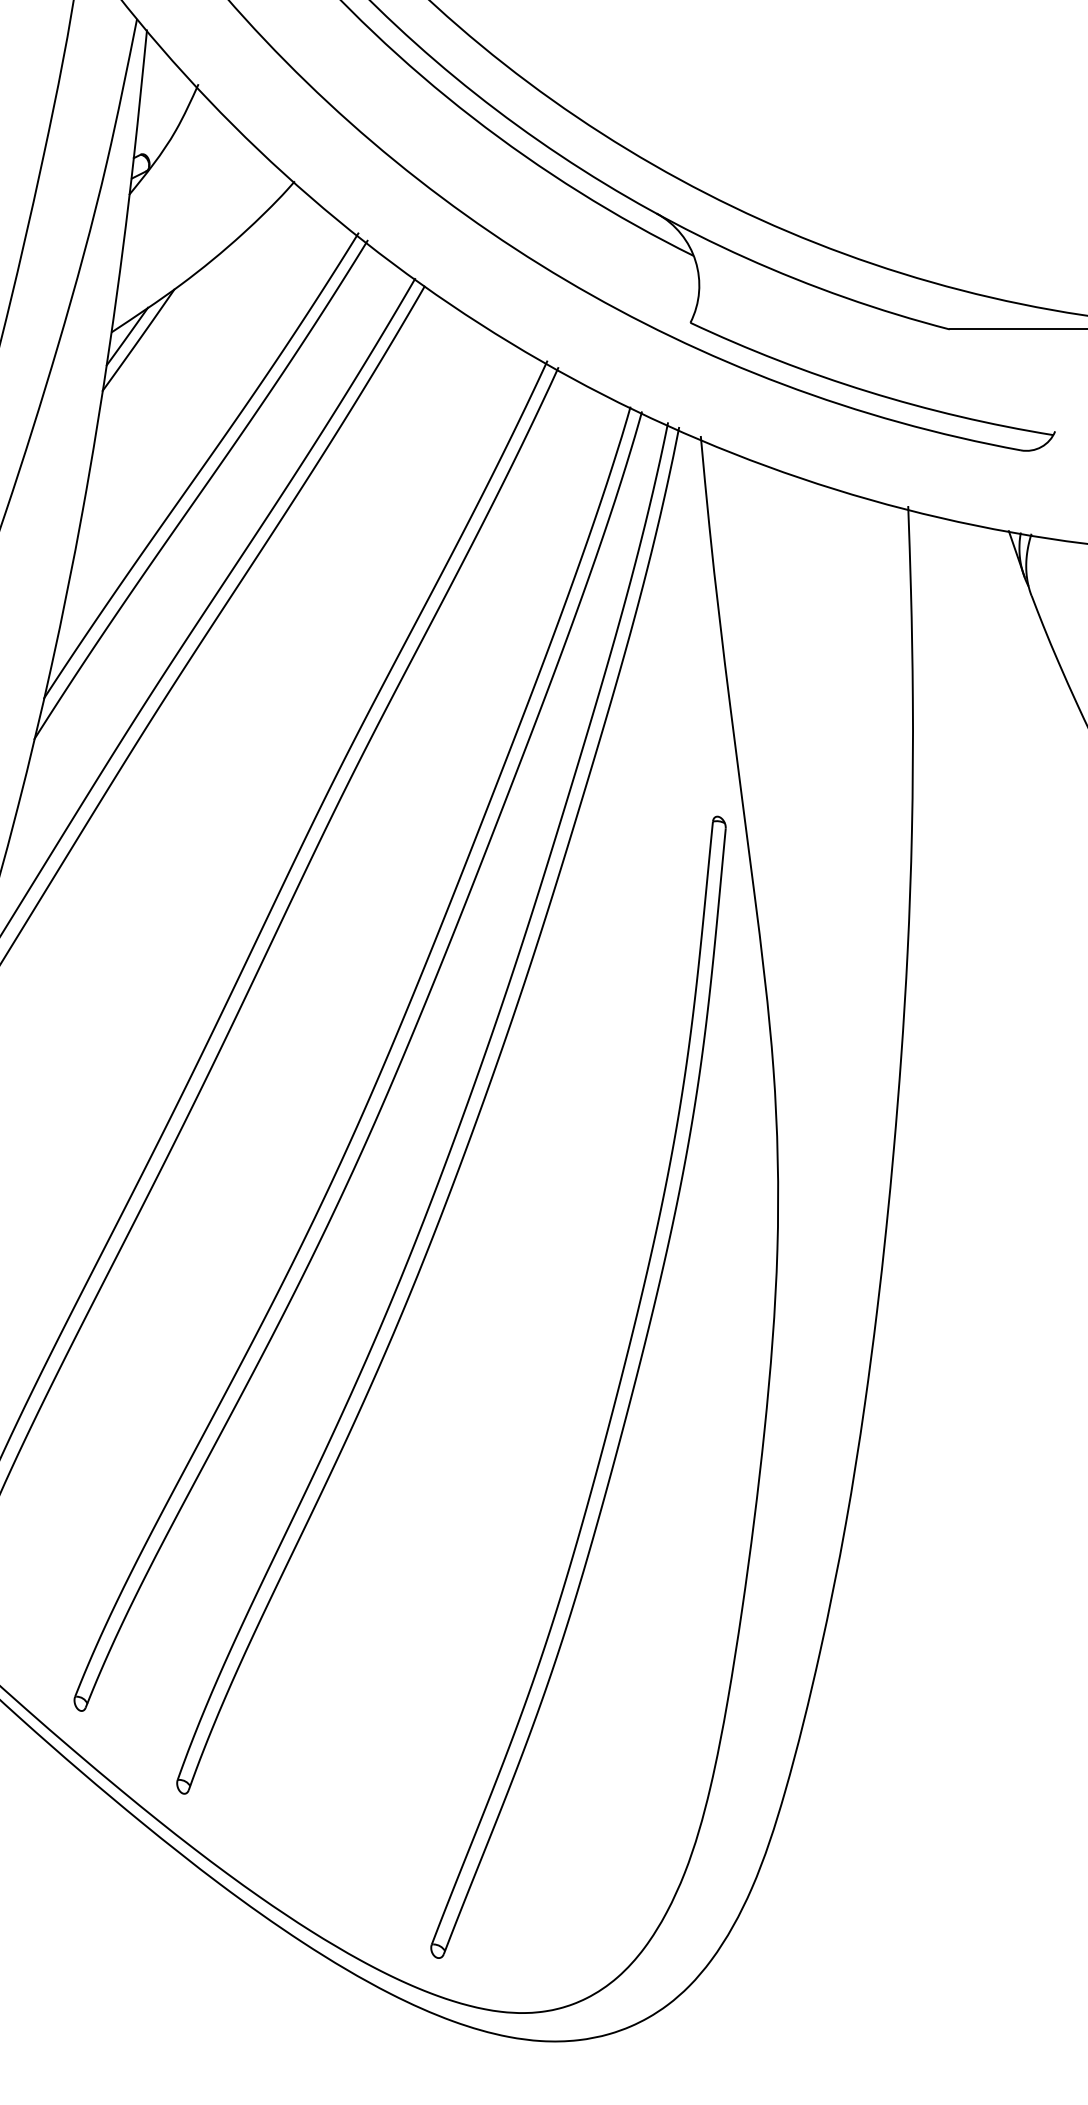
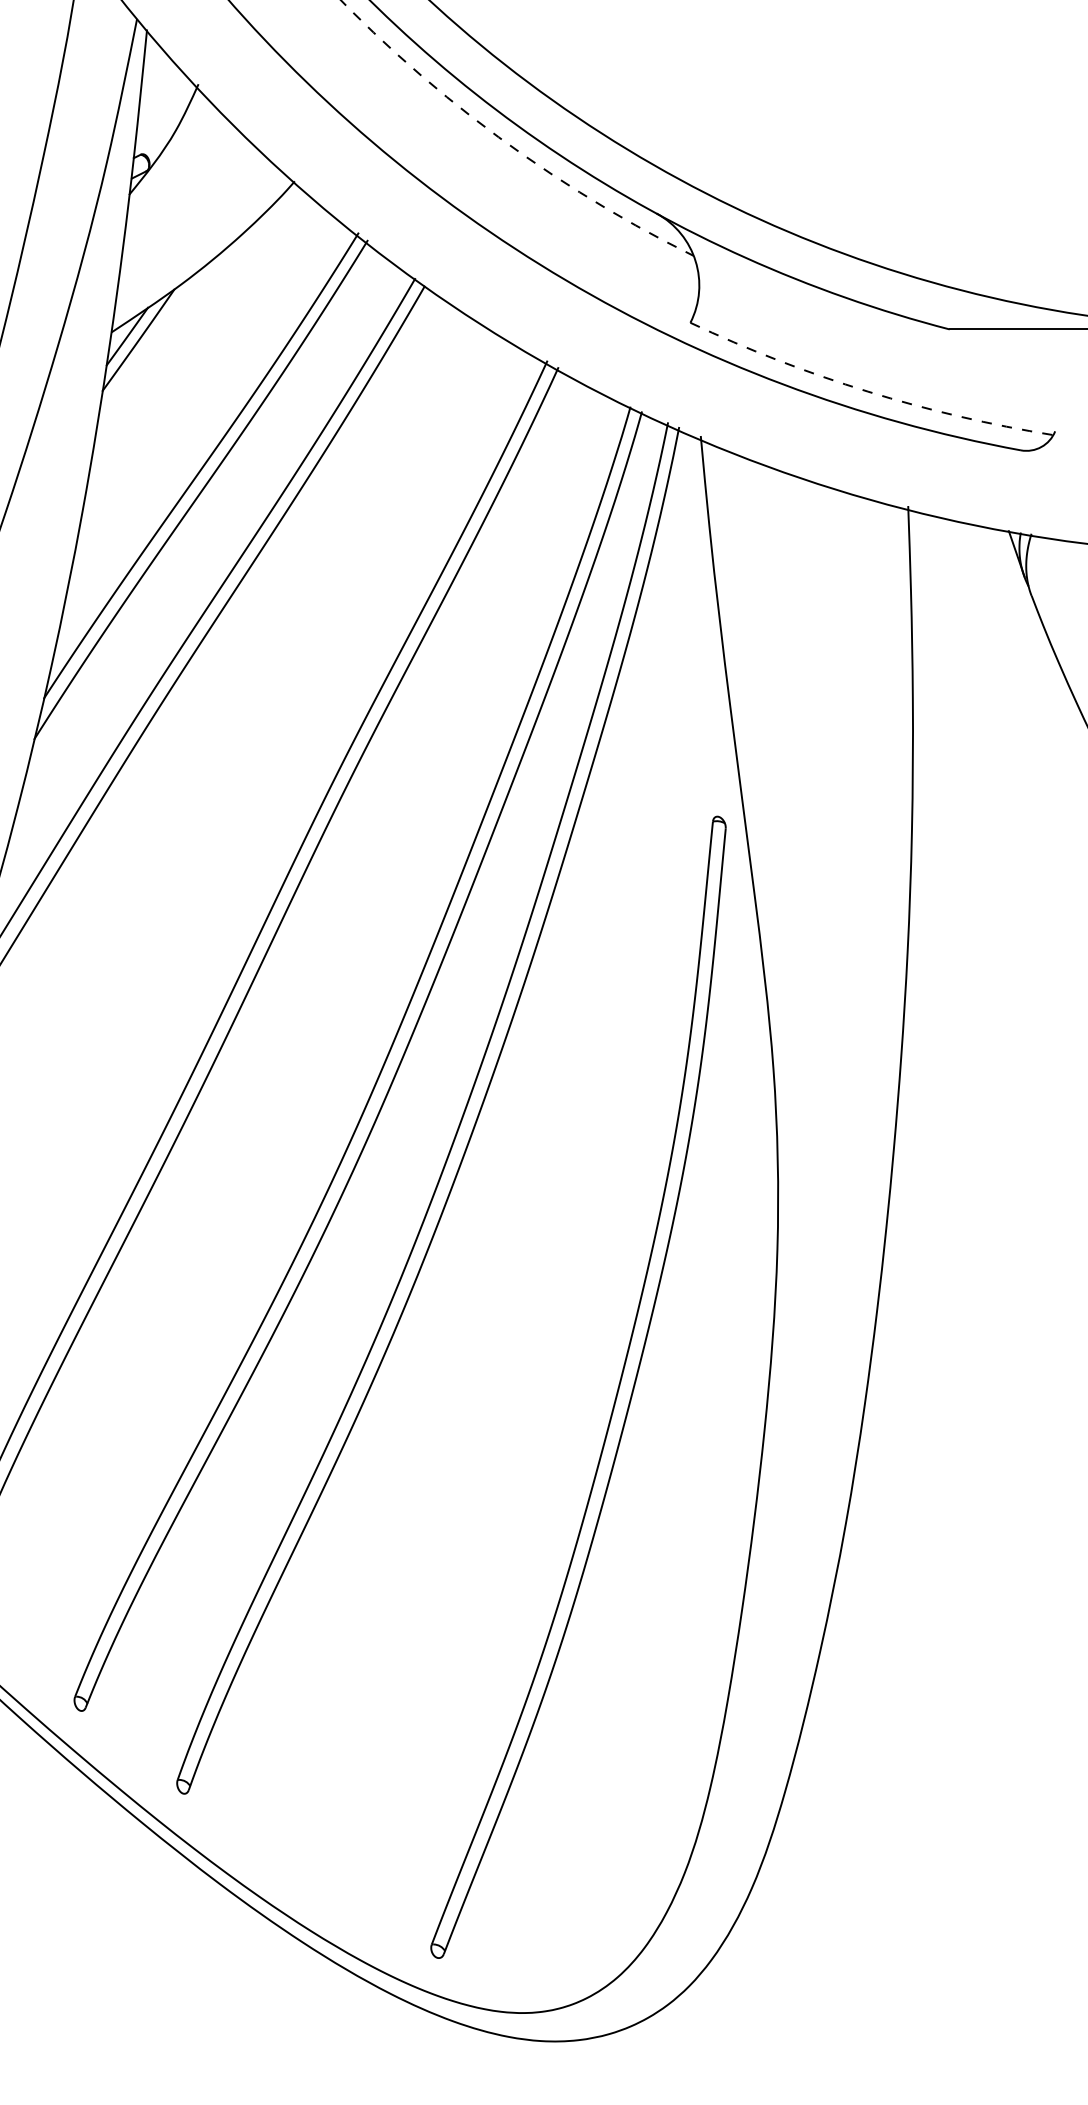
arc: solid -> dashed (506, 142)
arc: solid -> dashed (867, 391)
